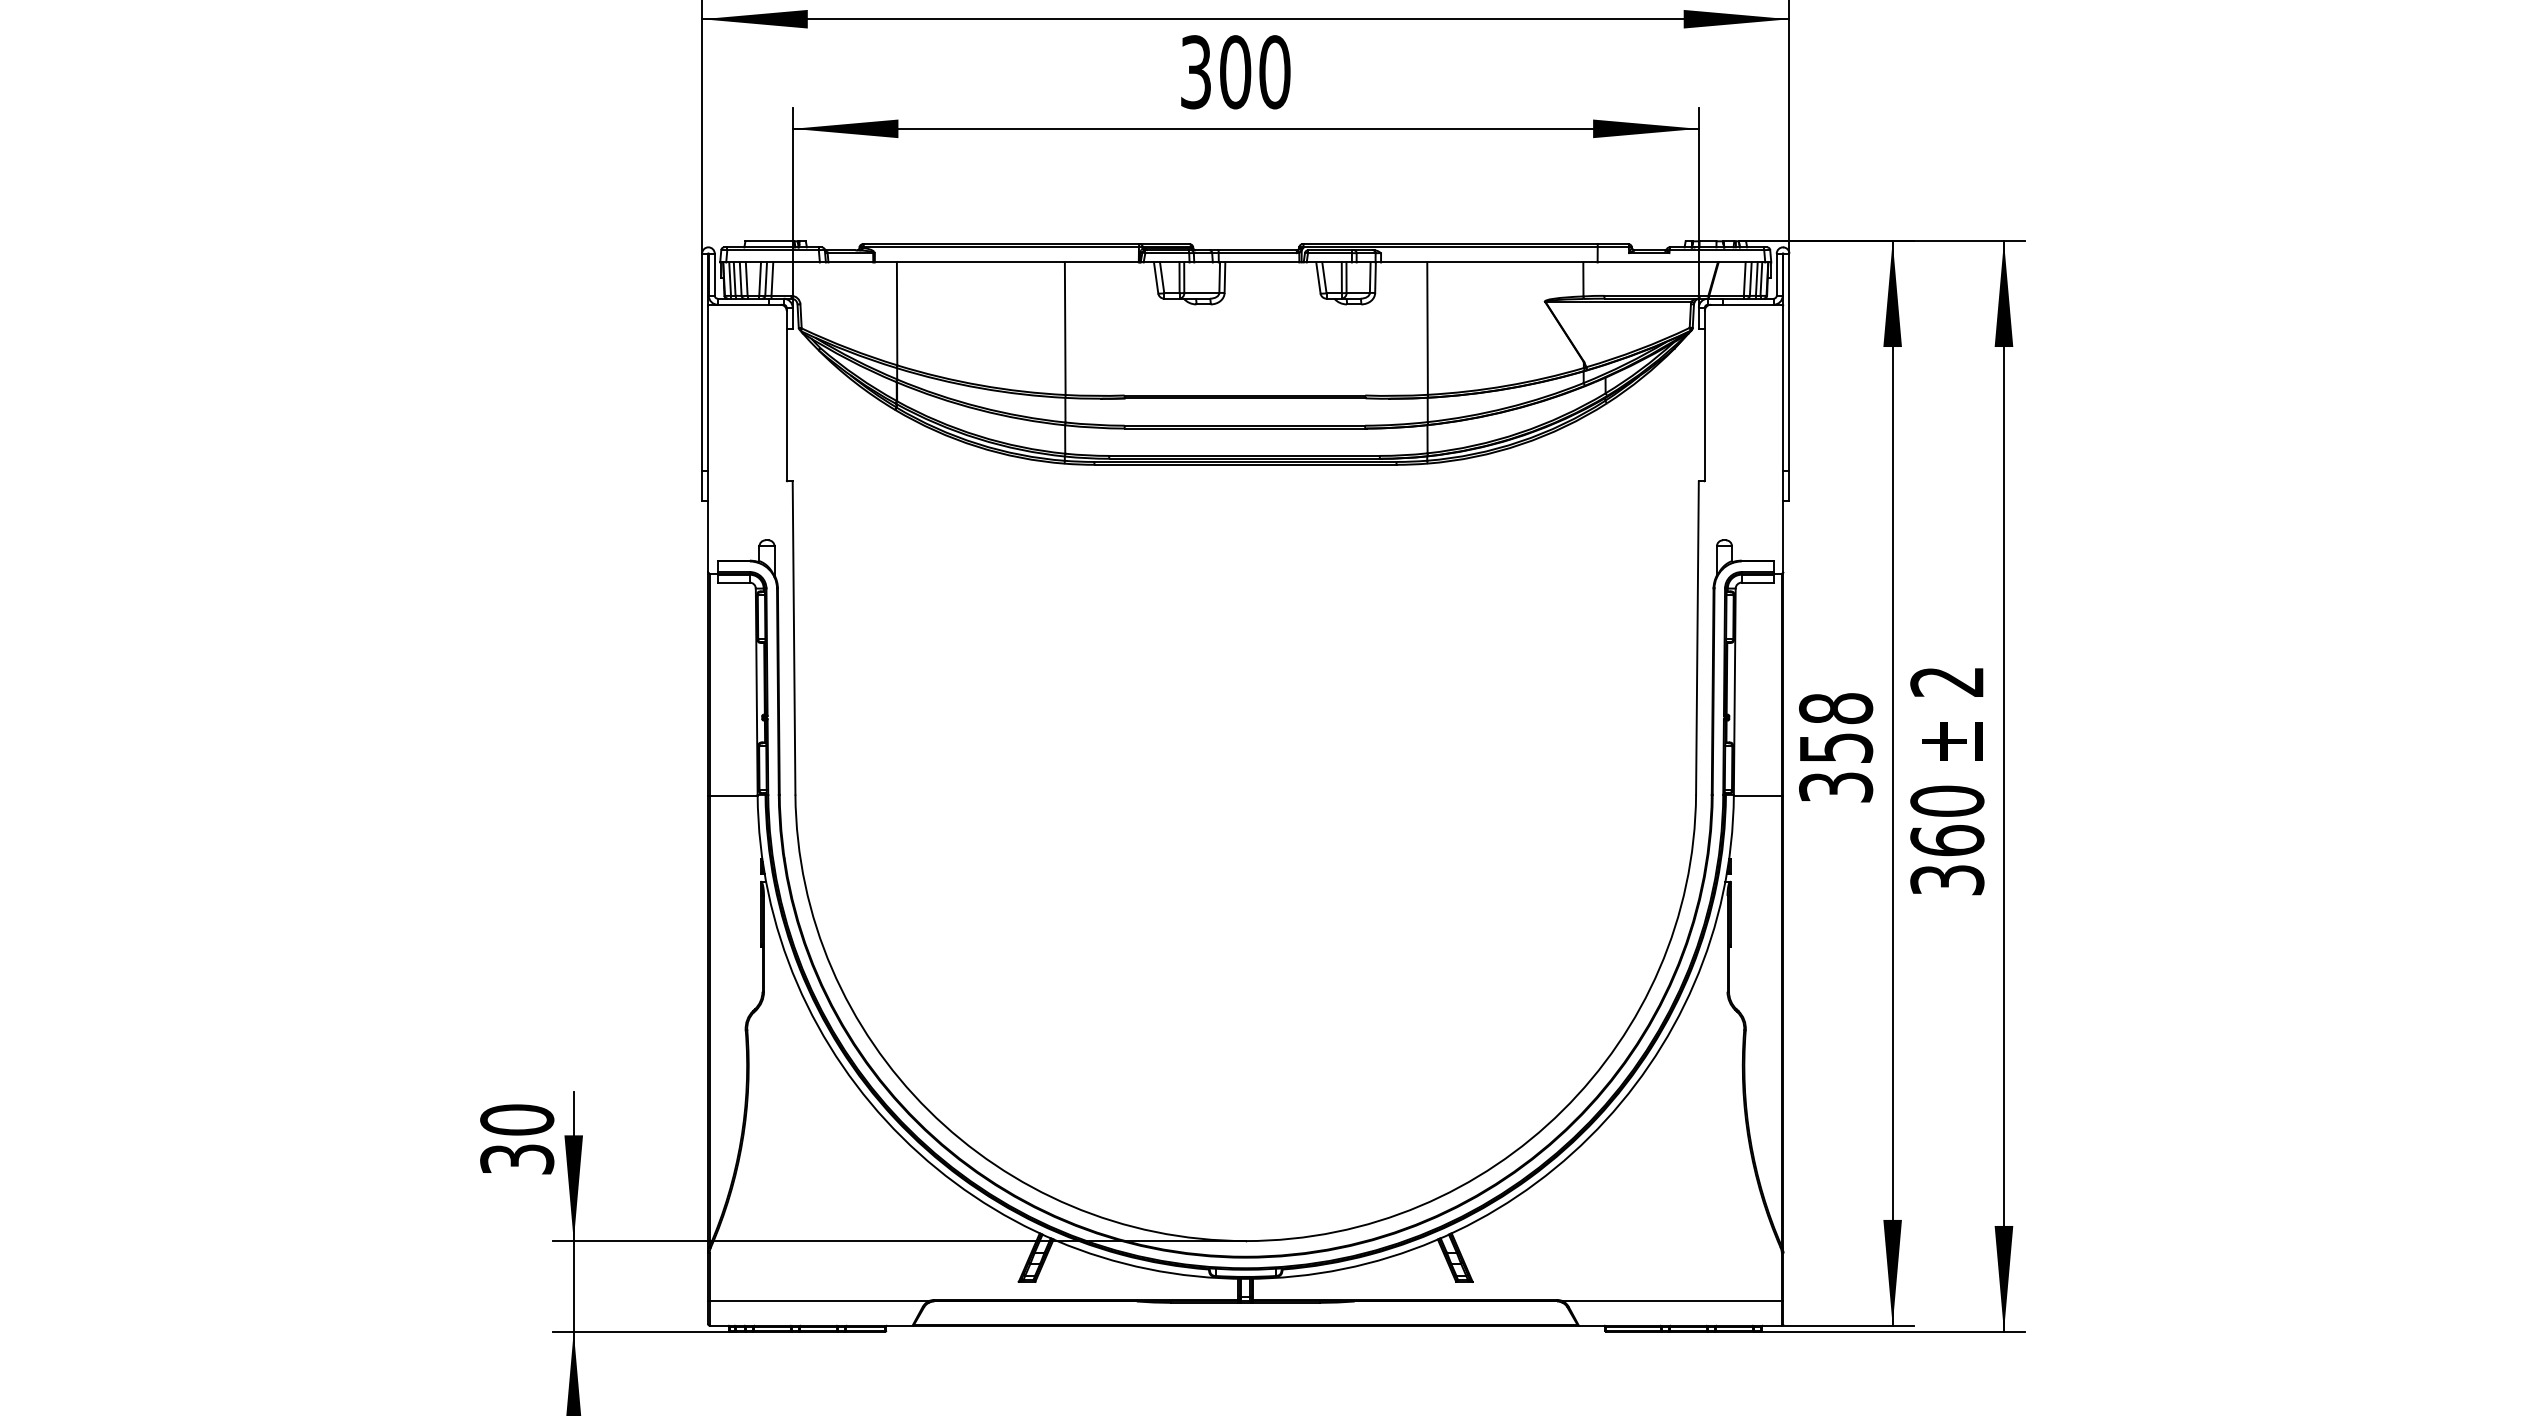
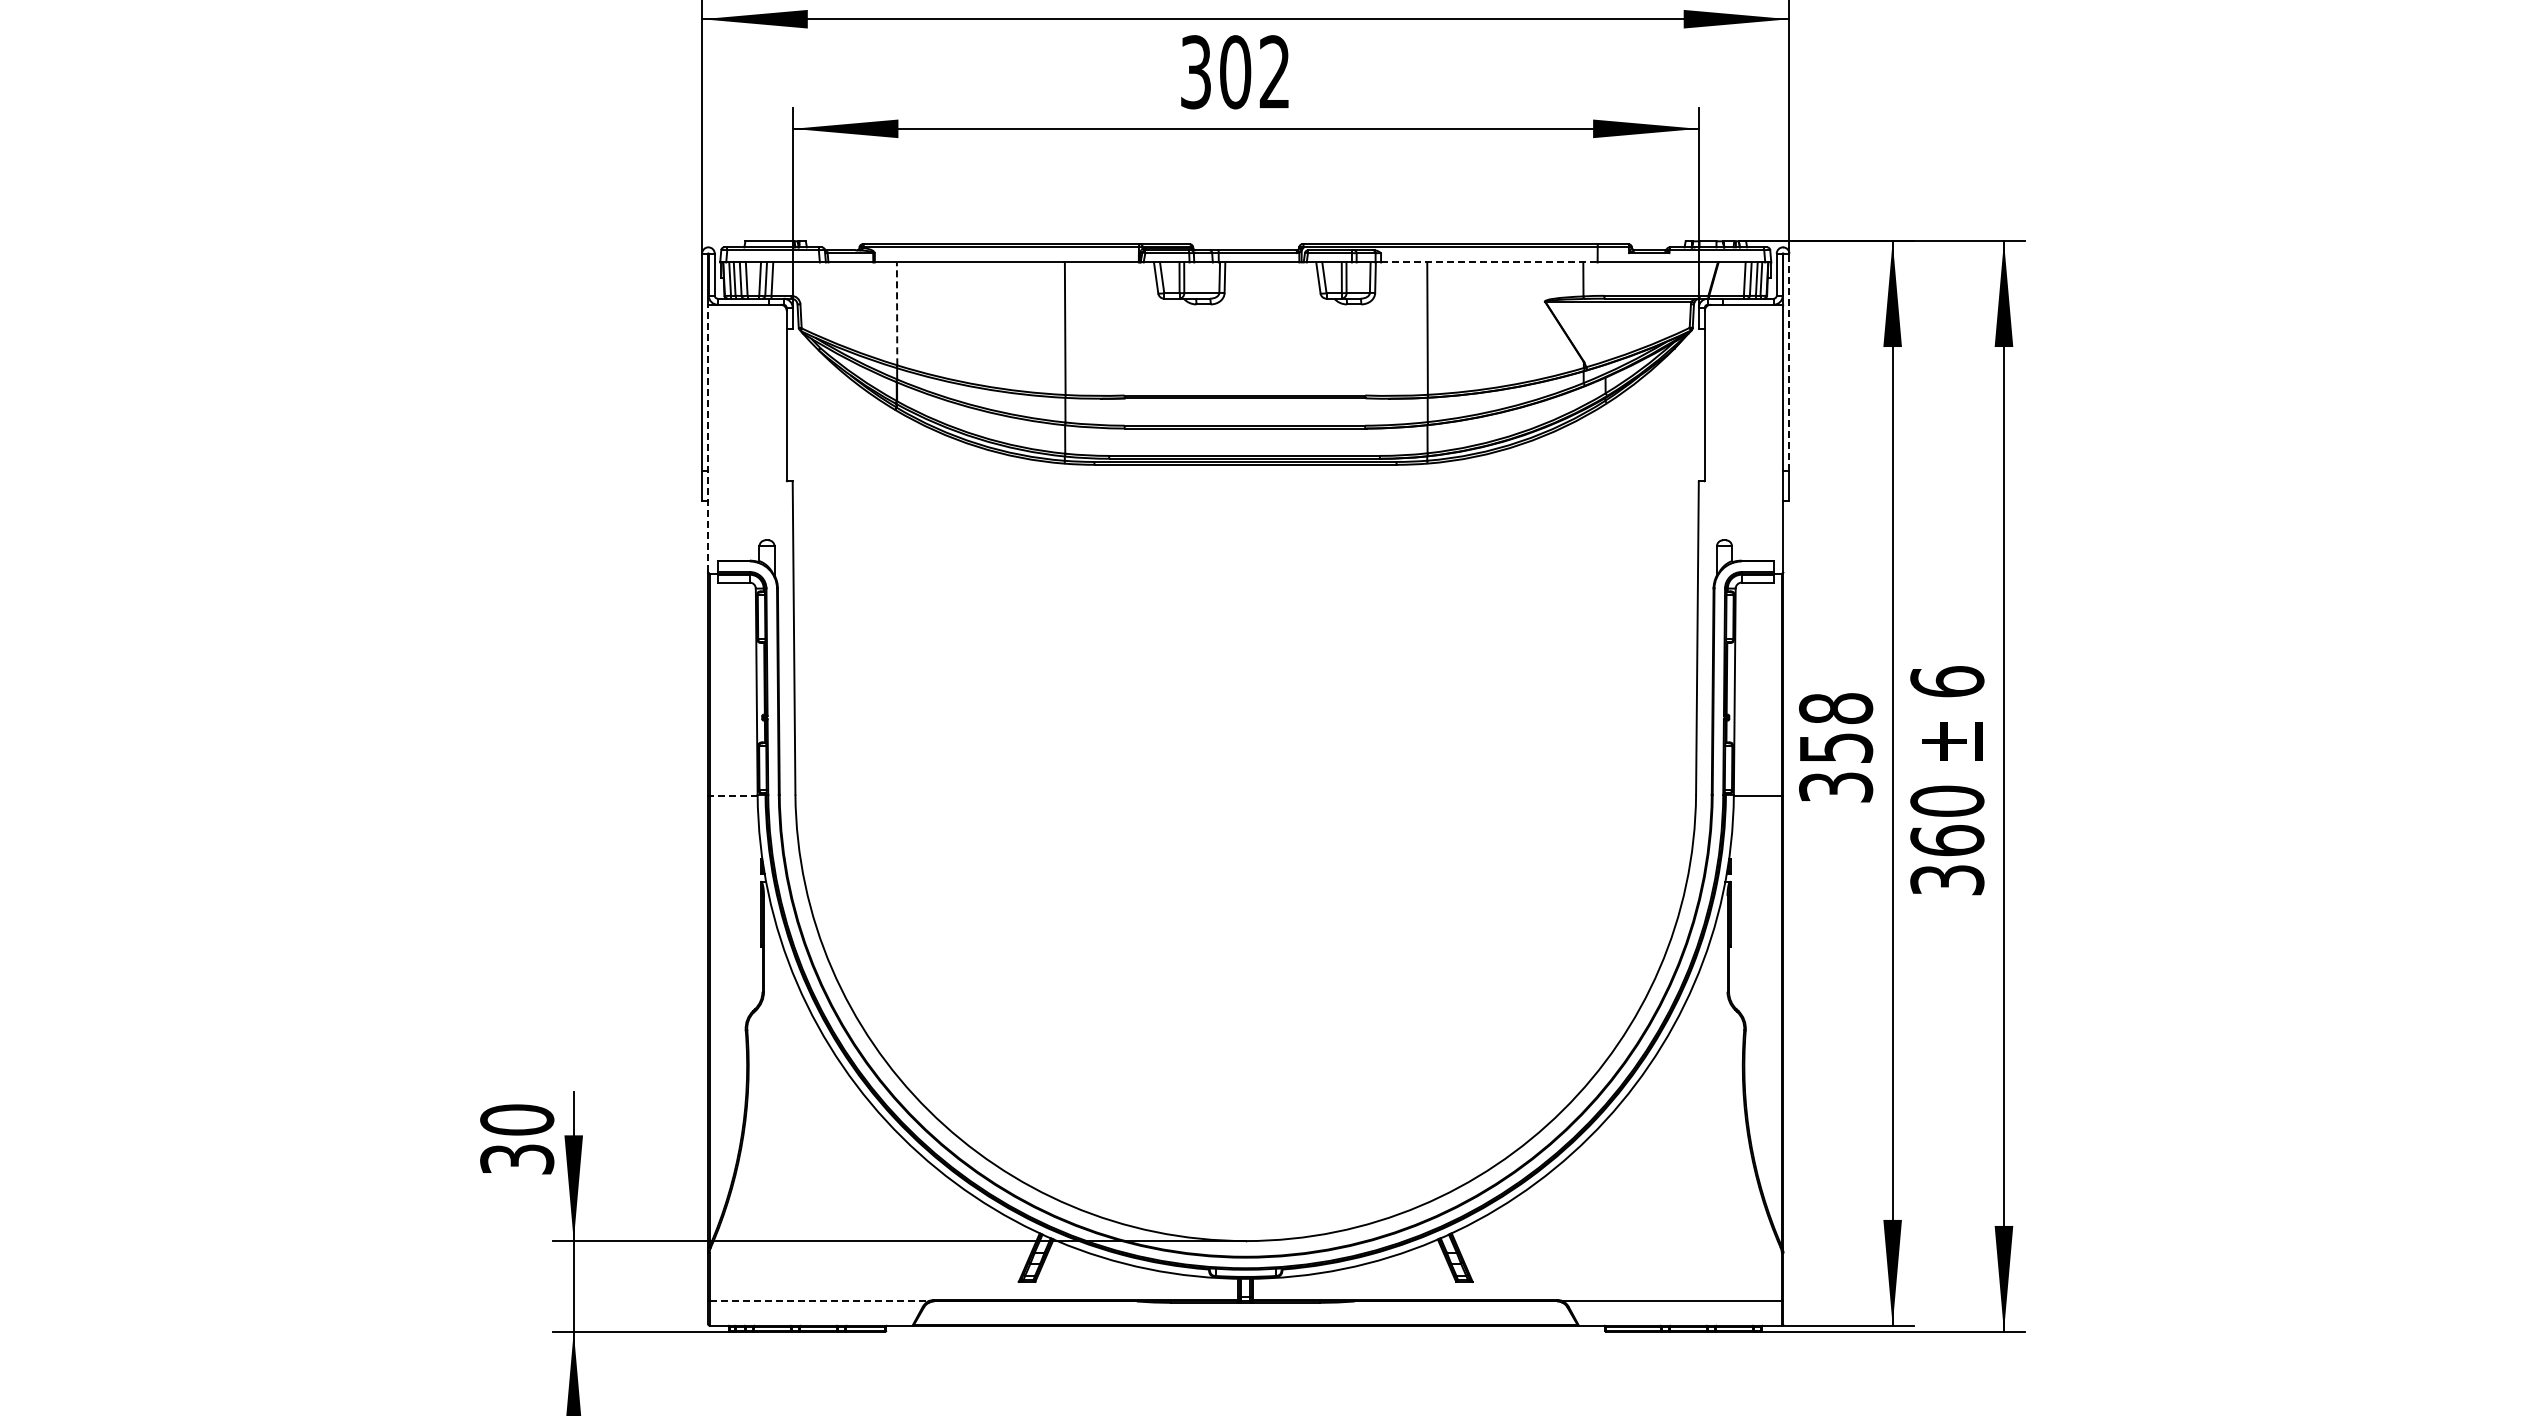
text: 300 -> 302 (1274, 72)
line: solid -> dashed (1489, 262)
line: solid -> dashed (897, 313)
line: solid -> dashed (1789, 362)
line: solid -> dashed (708, 438)
text: 2 -> 6 (1947, 681)
line: solid -> dashed (733, 796)
line: solid -> dashed (819, 1301)
